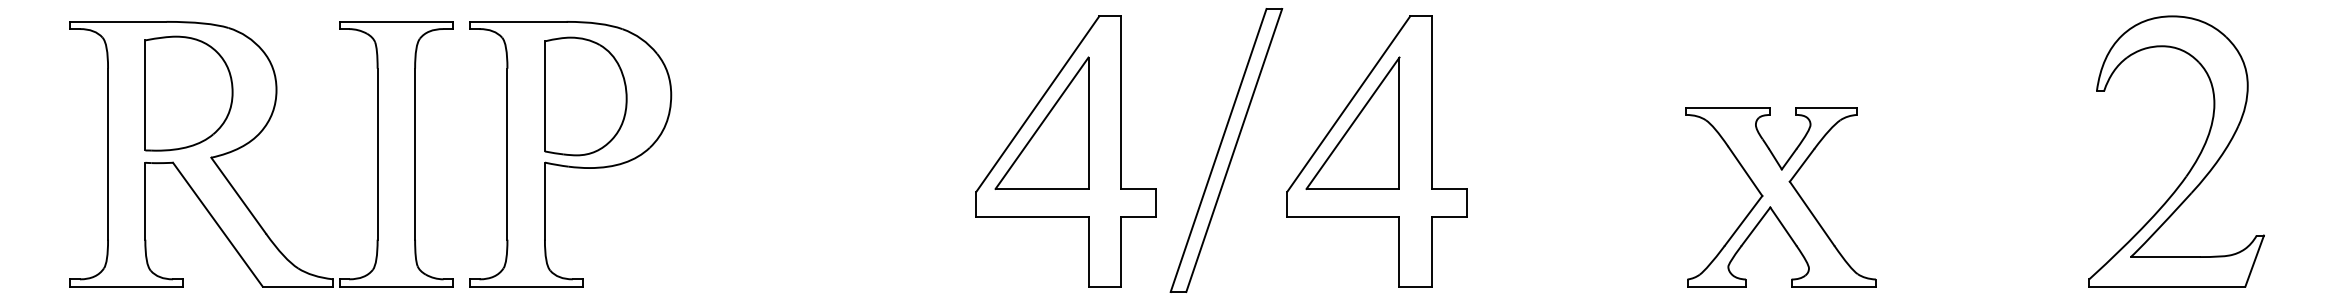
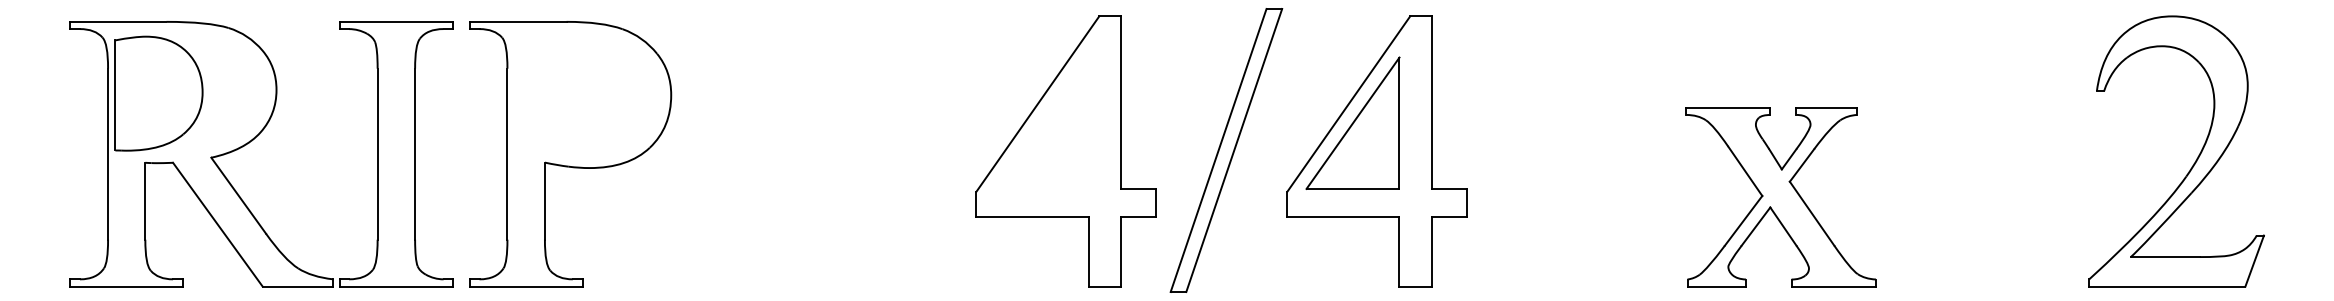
part position: (188, 93) -> (158, 93) (158, 93)
part: present -> none (585, 96)
part: present -> none (1041, 122)
